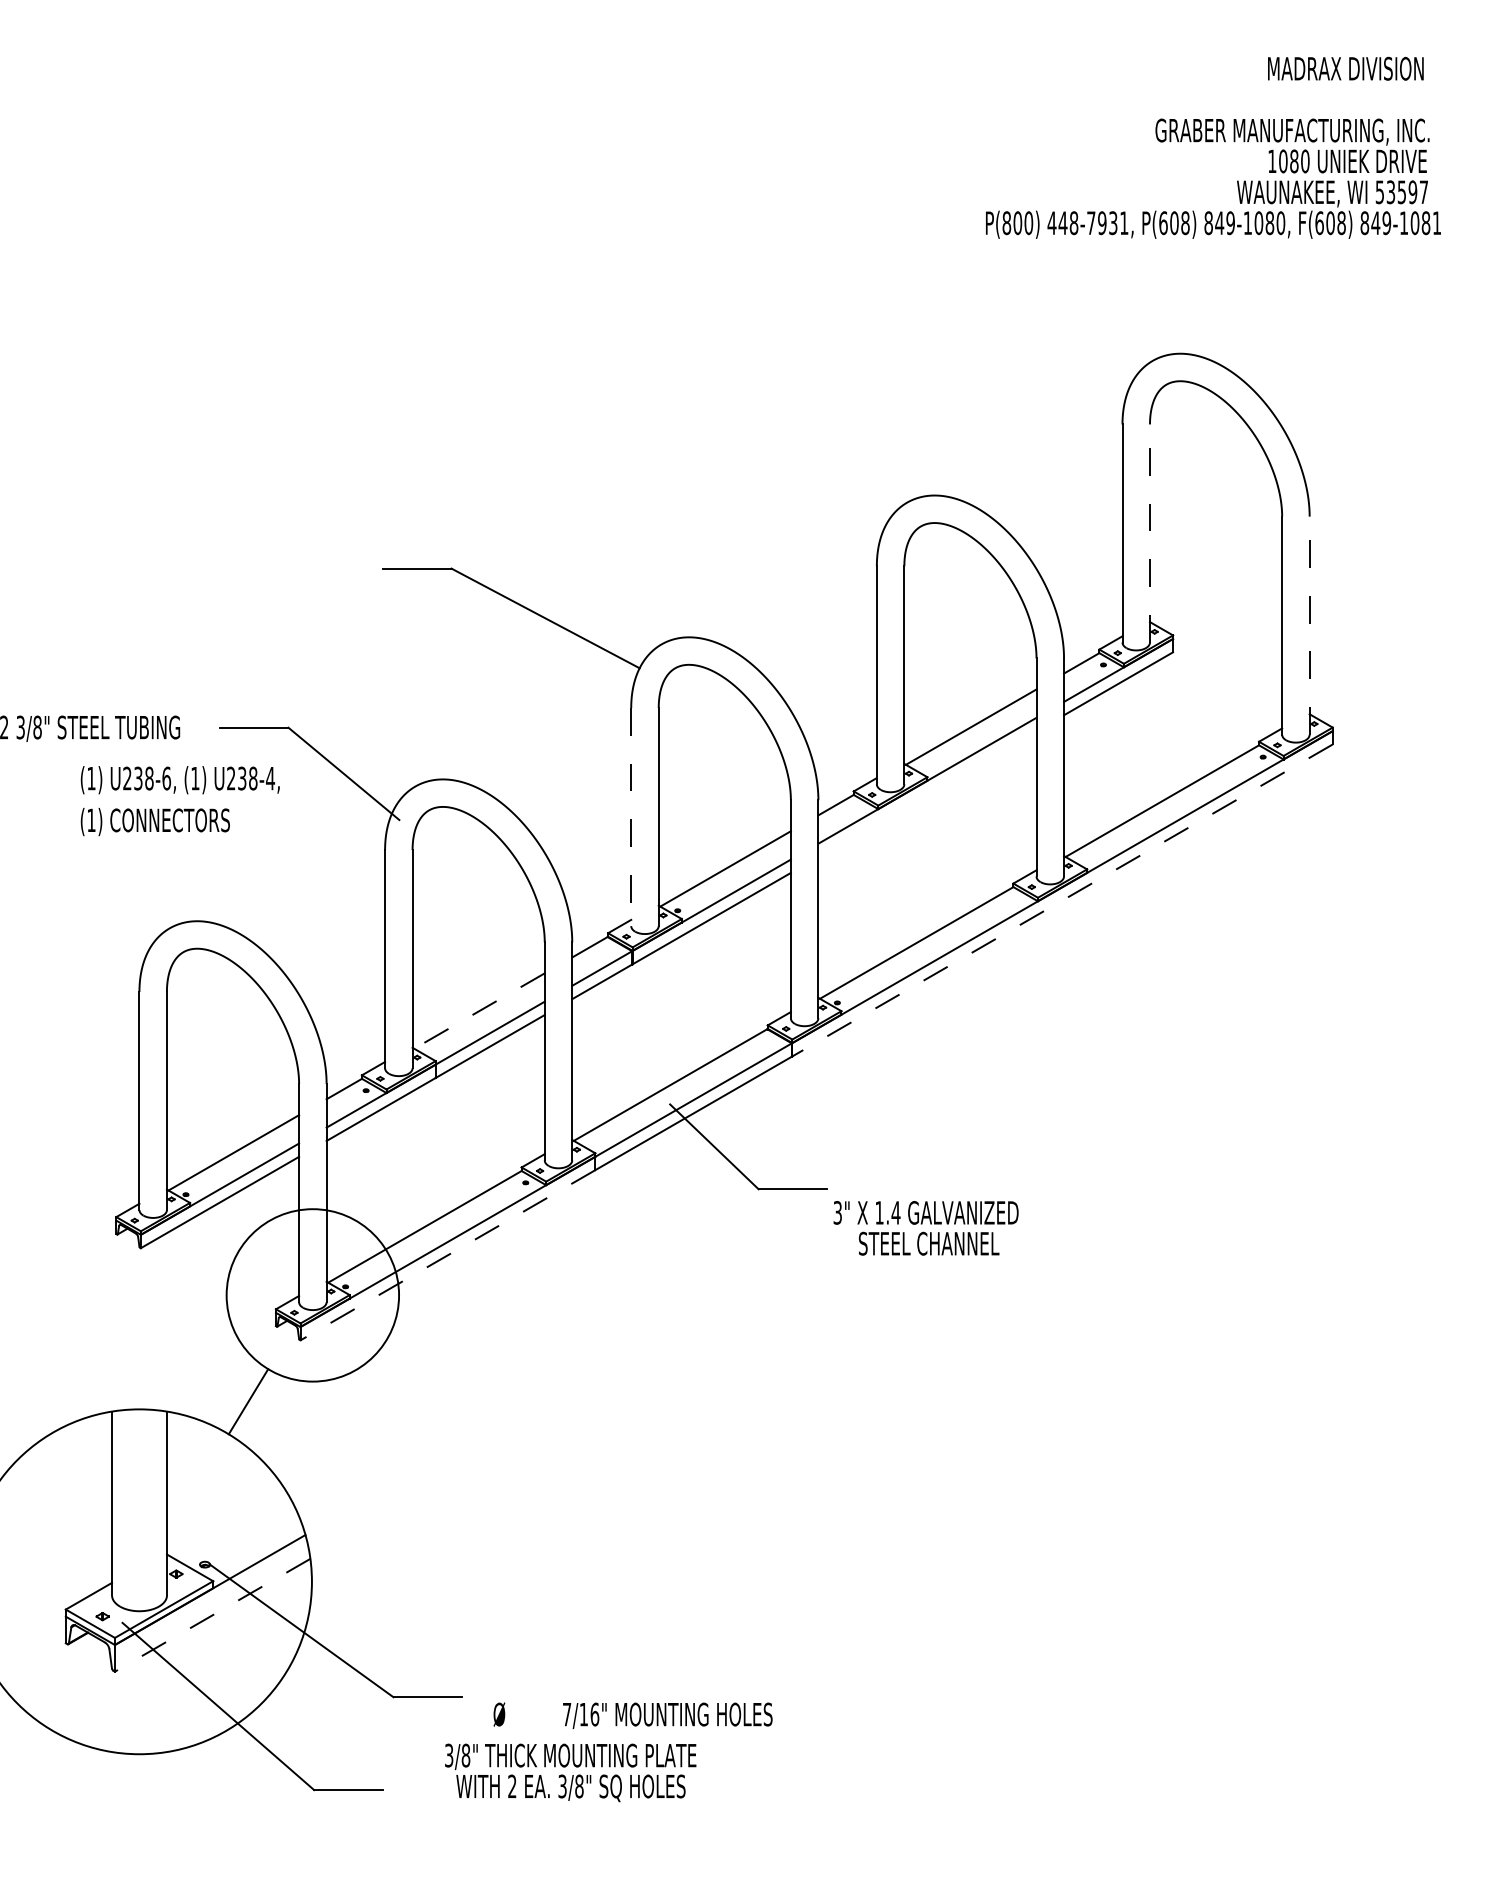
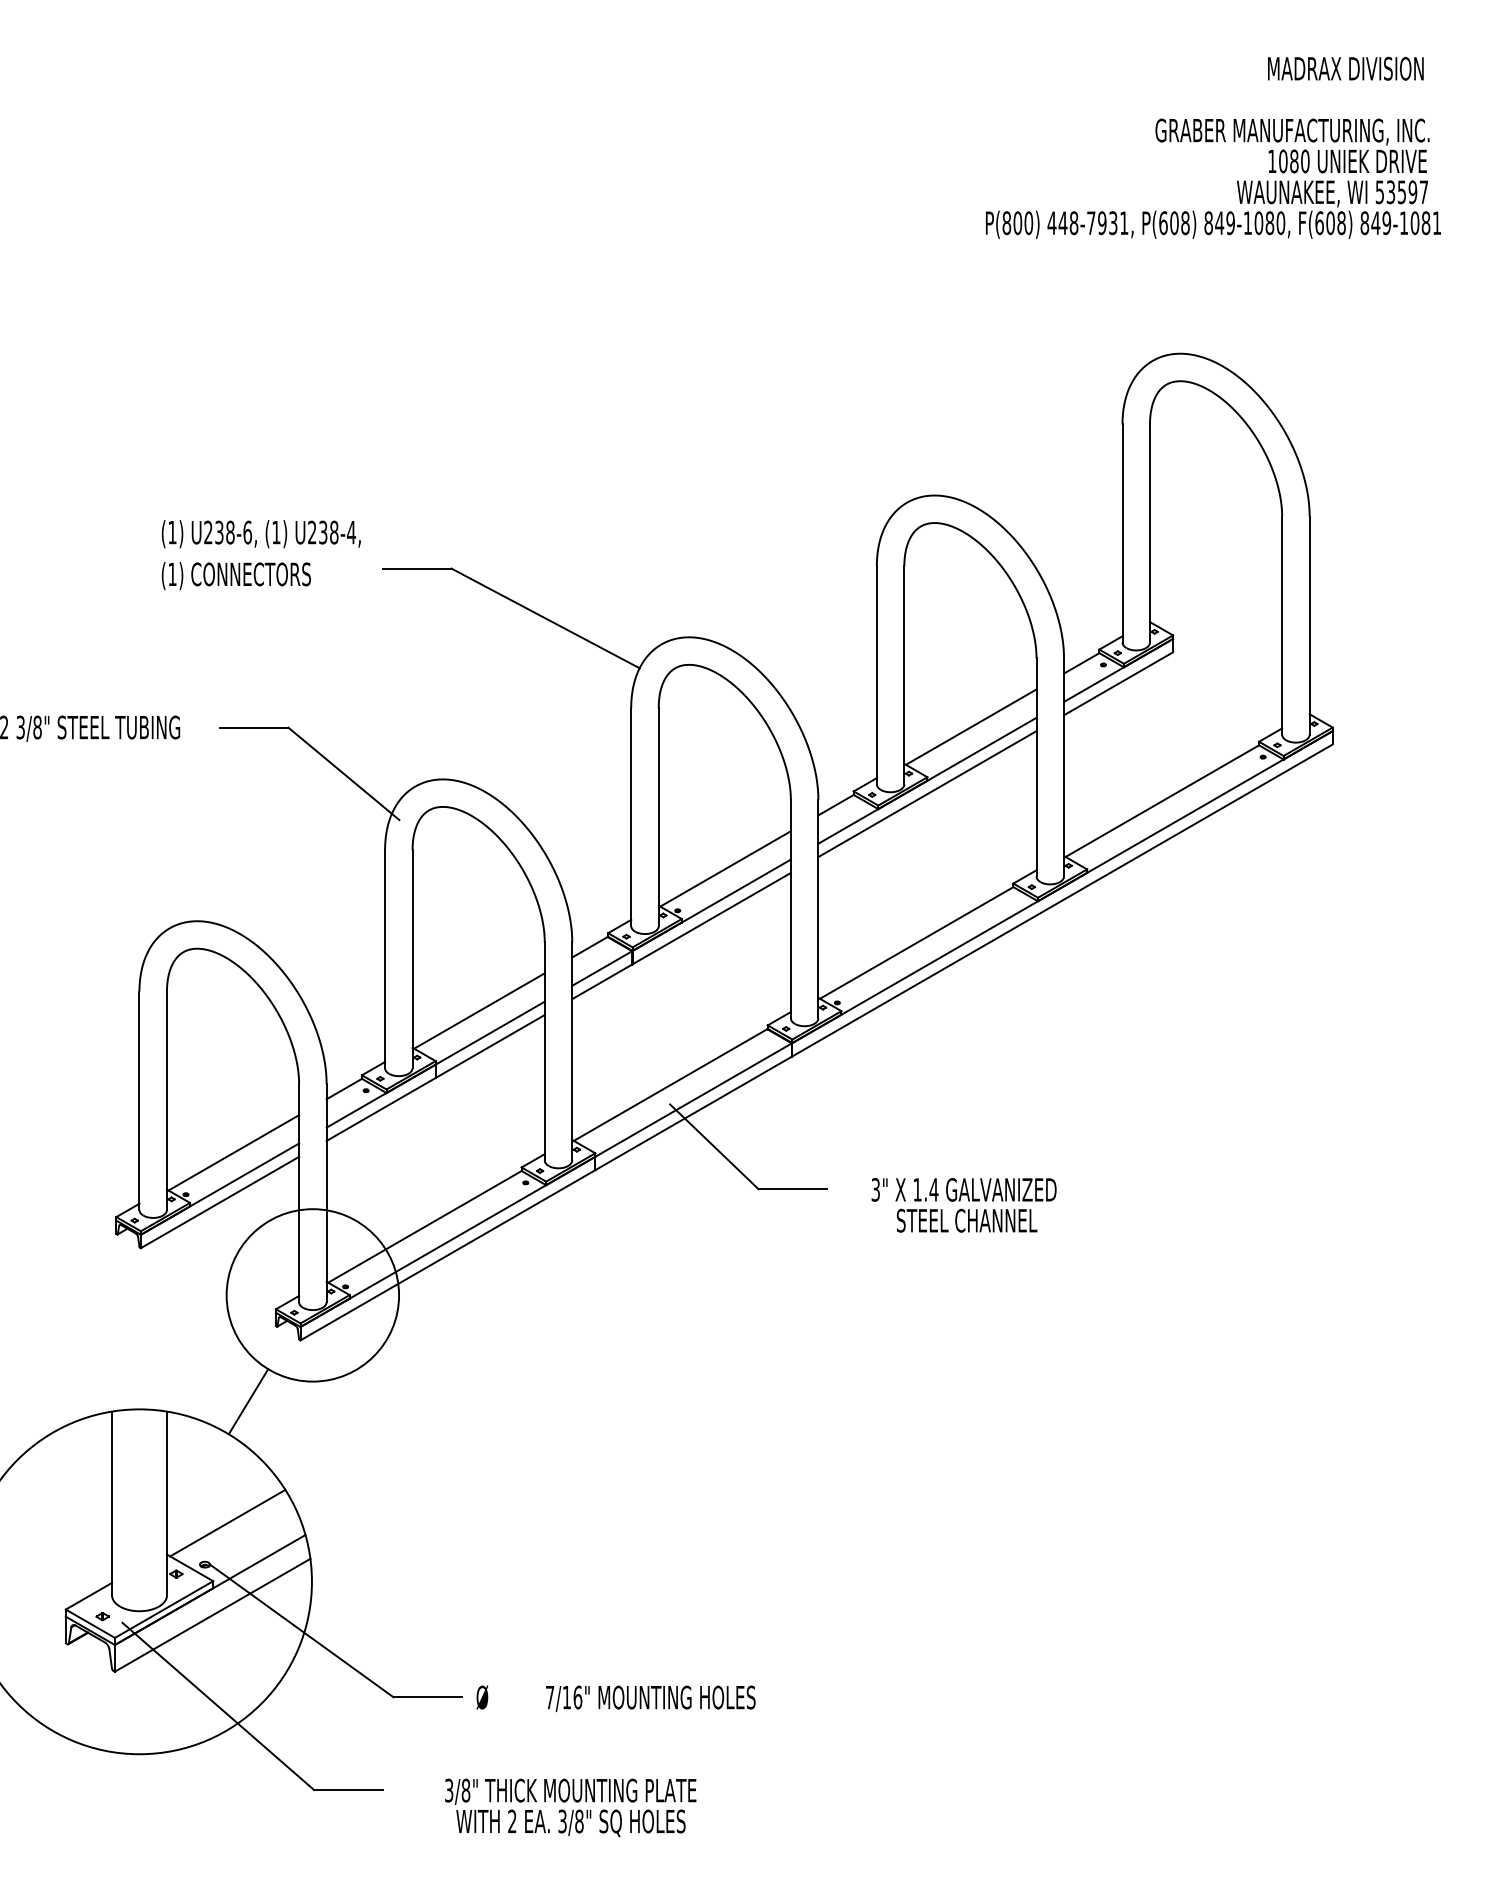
line: dashed -> solid (1150, 532)
line: dashed -> solid (1309, 625)
line: none -> present (927, 794)
text position: (179, 801) -> (260, 555) (260, 555)
line: dashed -> solid (631, 817)
line: dashed -> solid (1062, 900)
line: dashed -> solid (479, 1011)
text position: (925, 1228) -> (963, 1205) (963, 1205)
line: dashed -> solid (447, 1255)
line: none -> present (227, 1522)
line: dashed -> solid (212, 1615)
text position: (632, 1715) -> (615, 1698) (615, 1698)
text position: (570, 1772) -> (570, 1807) (570, 1807)
